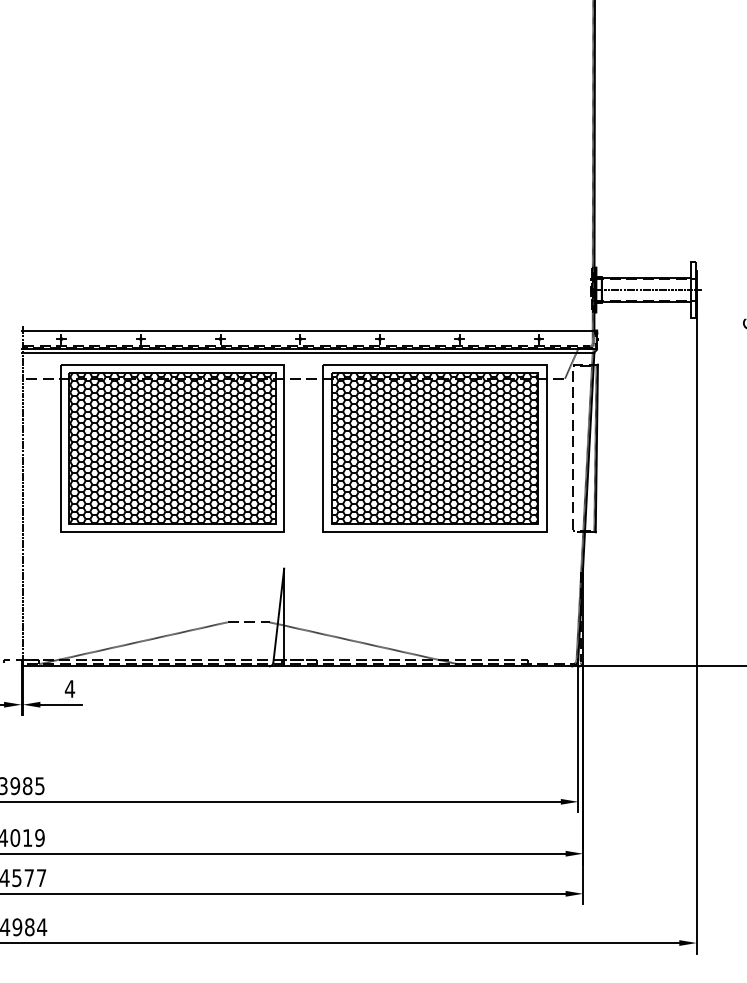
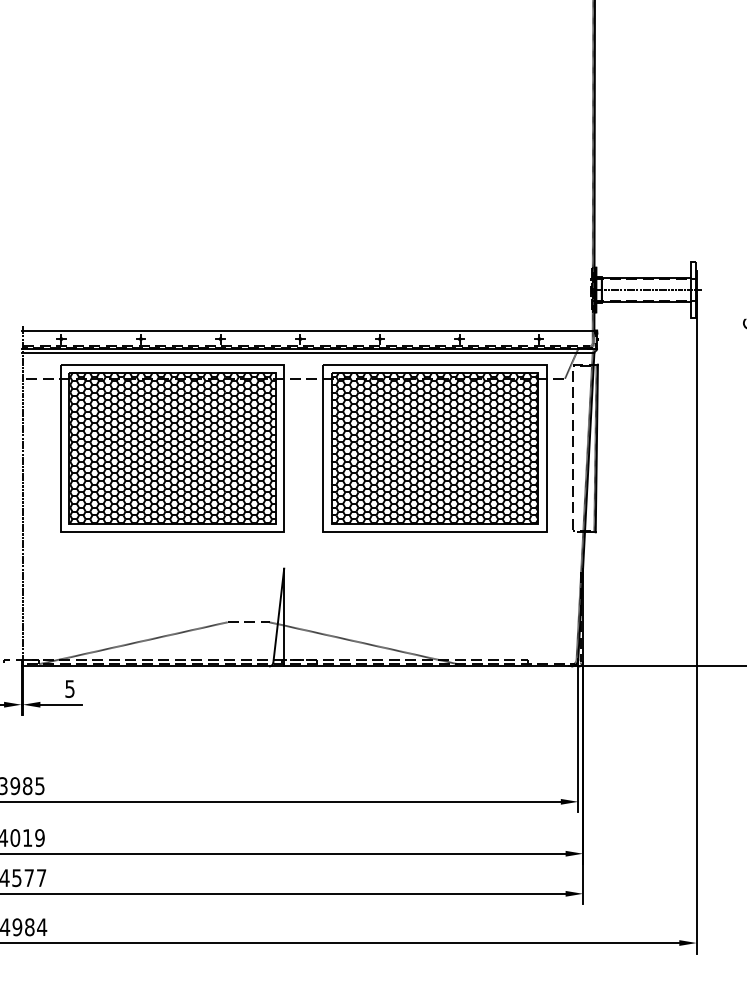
text: 4 -> 5 (69, 688)
